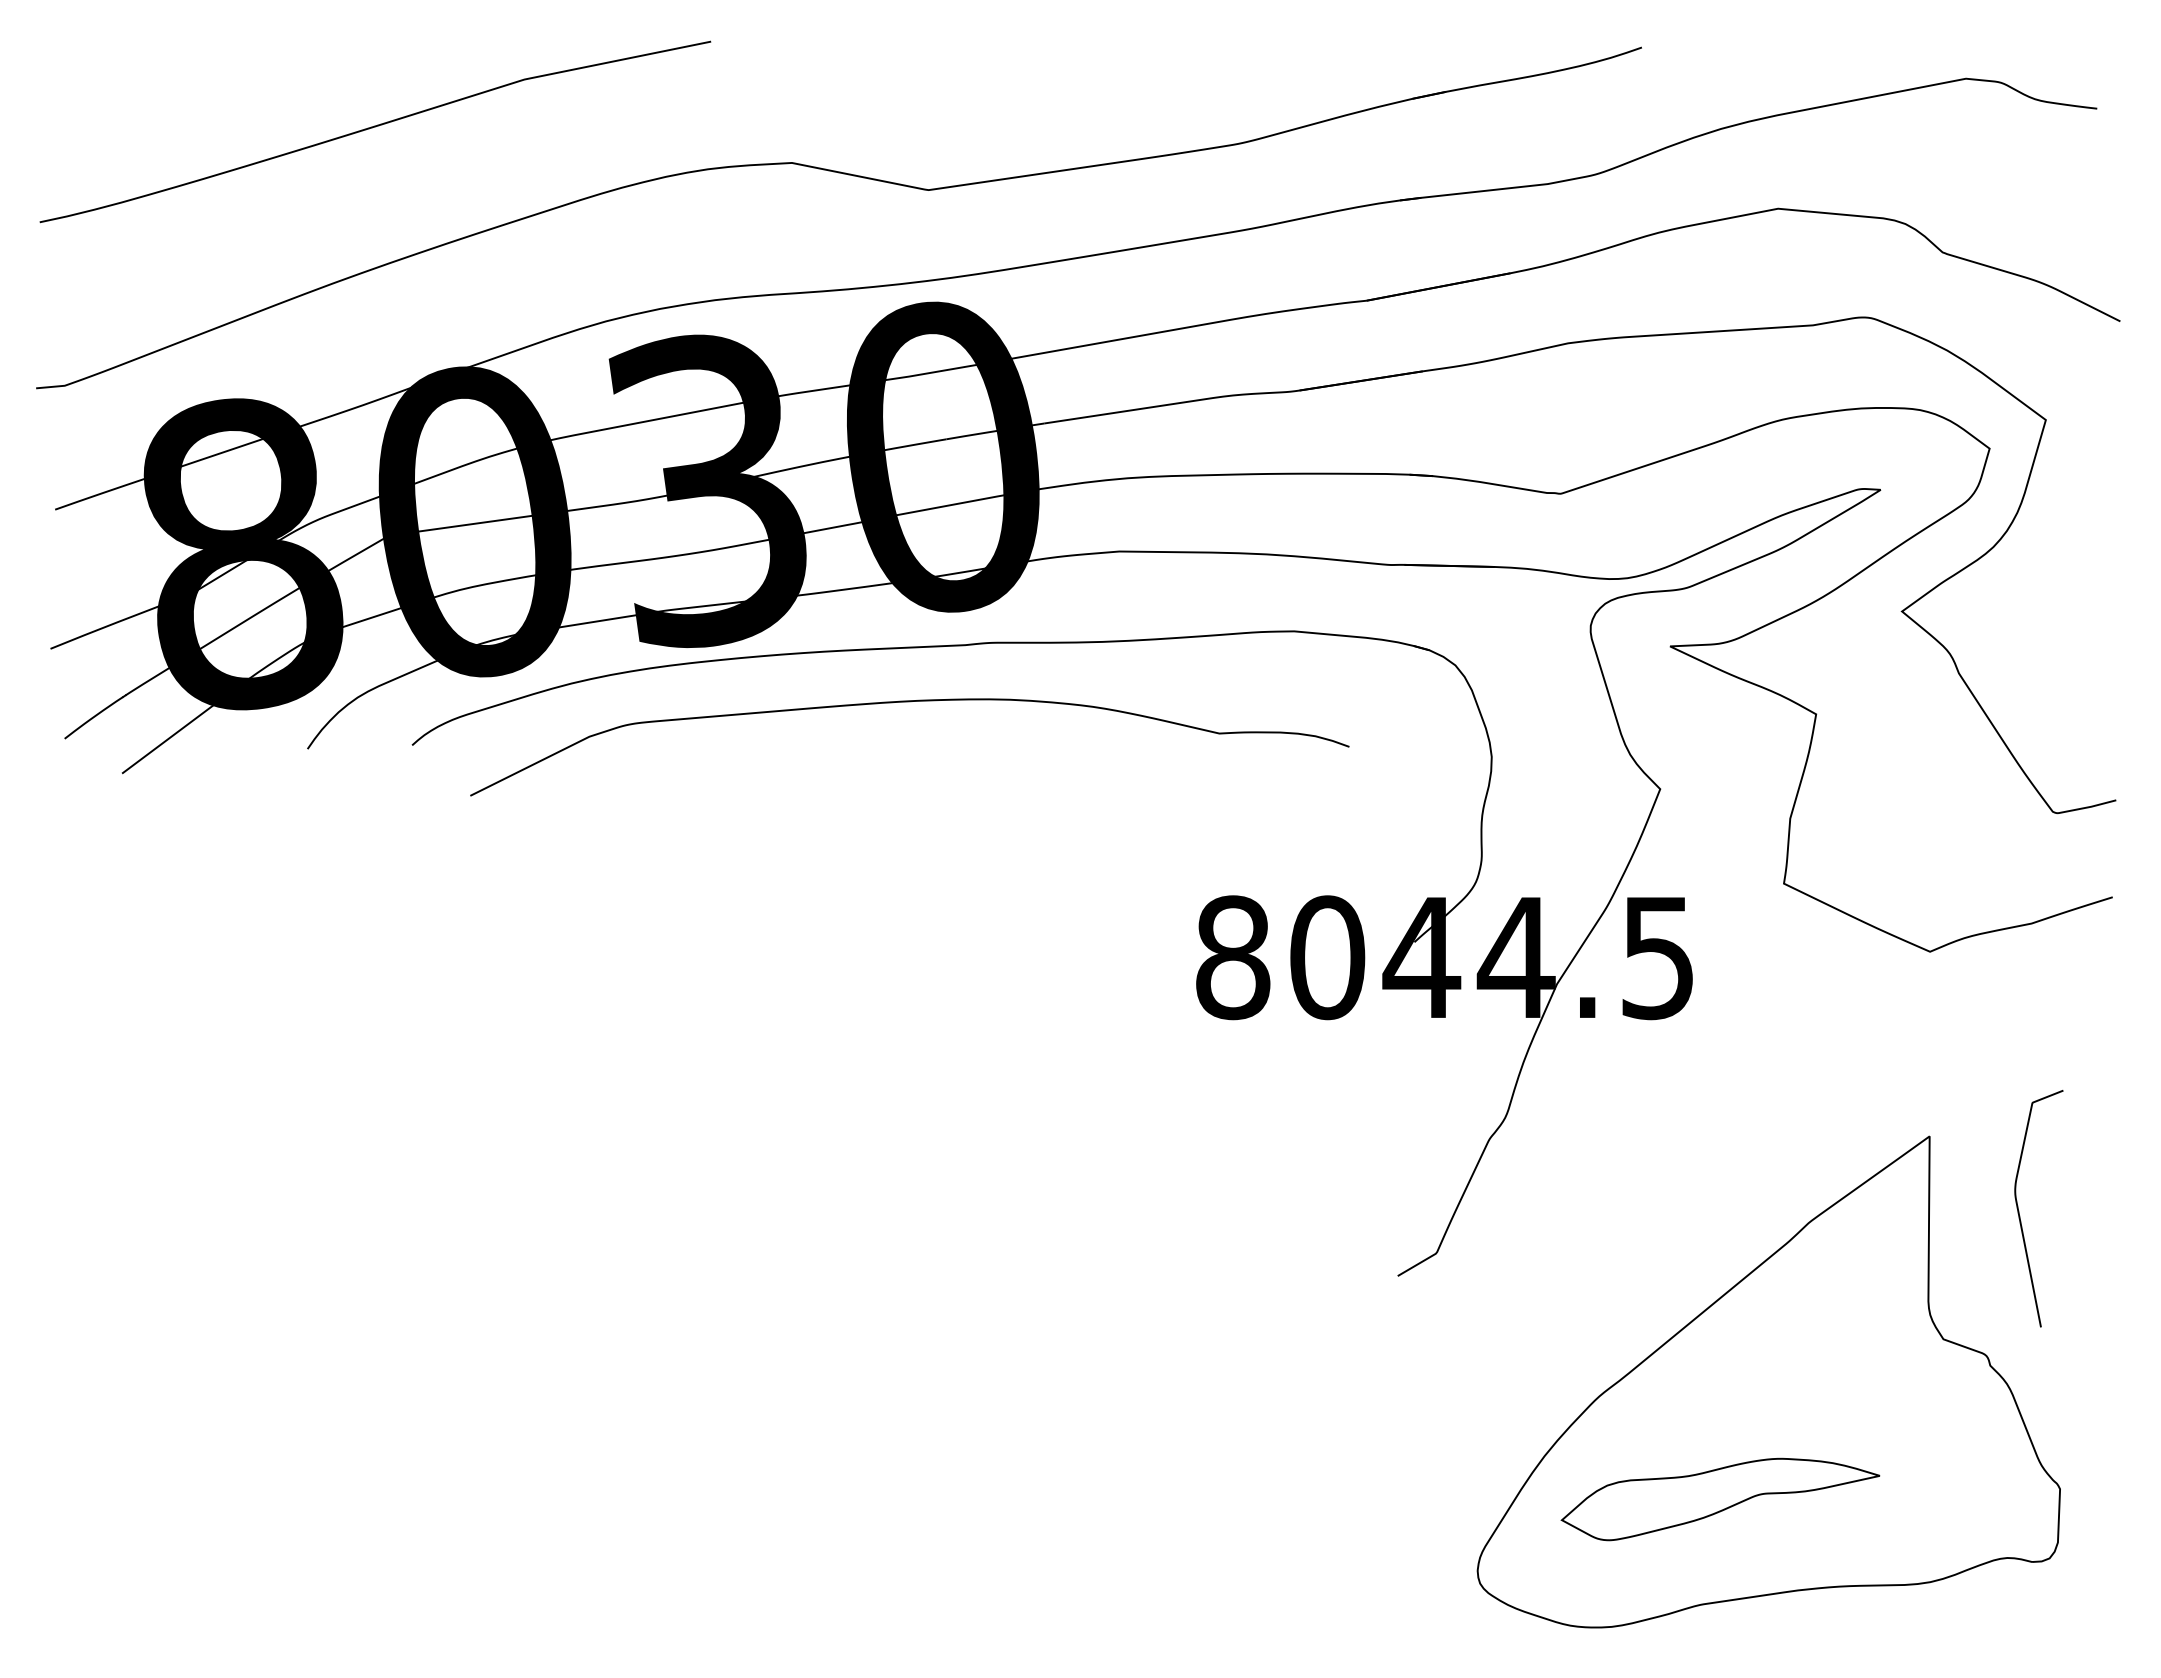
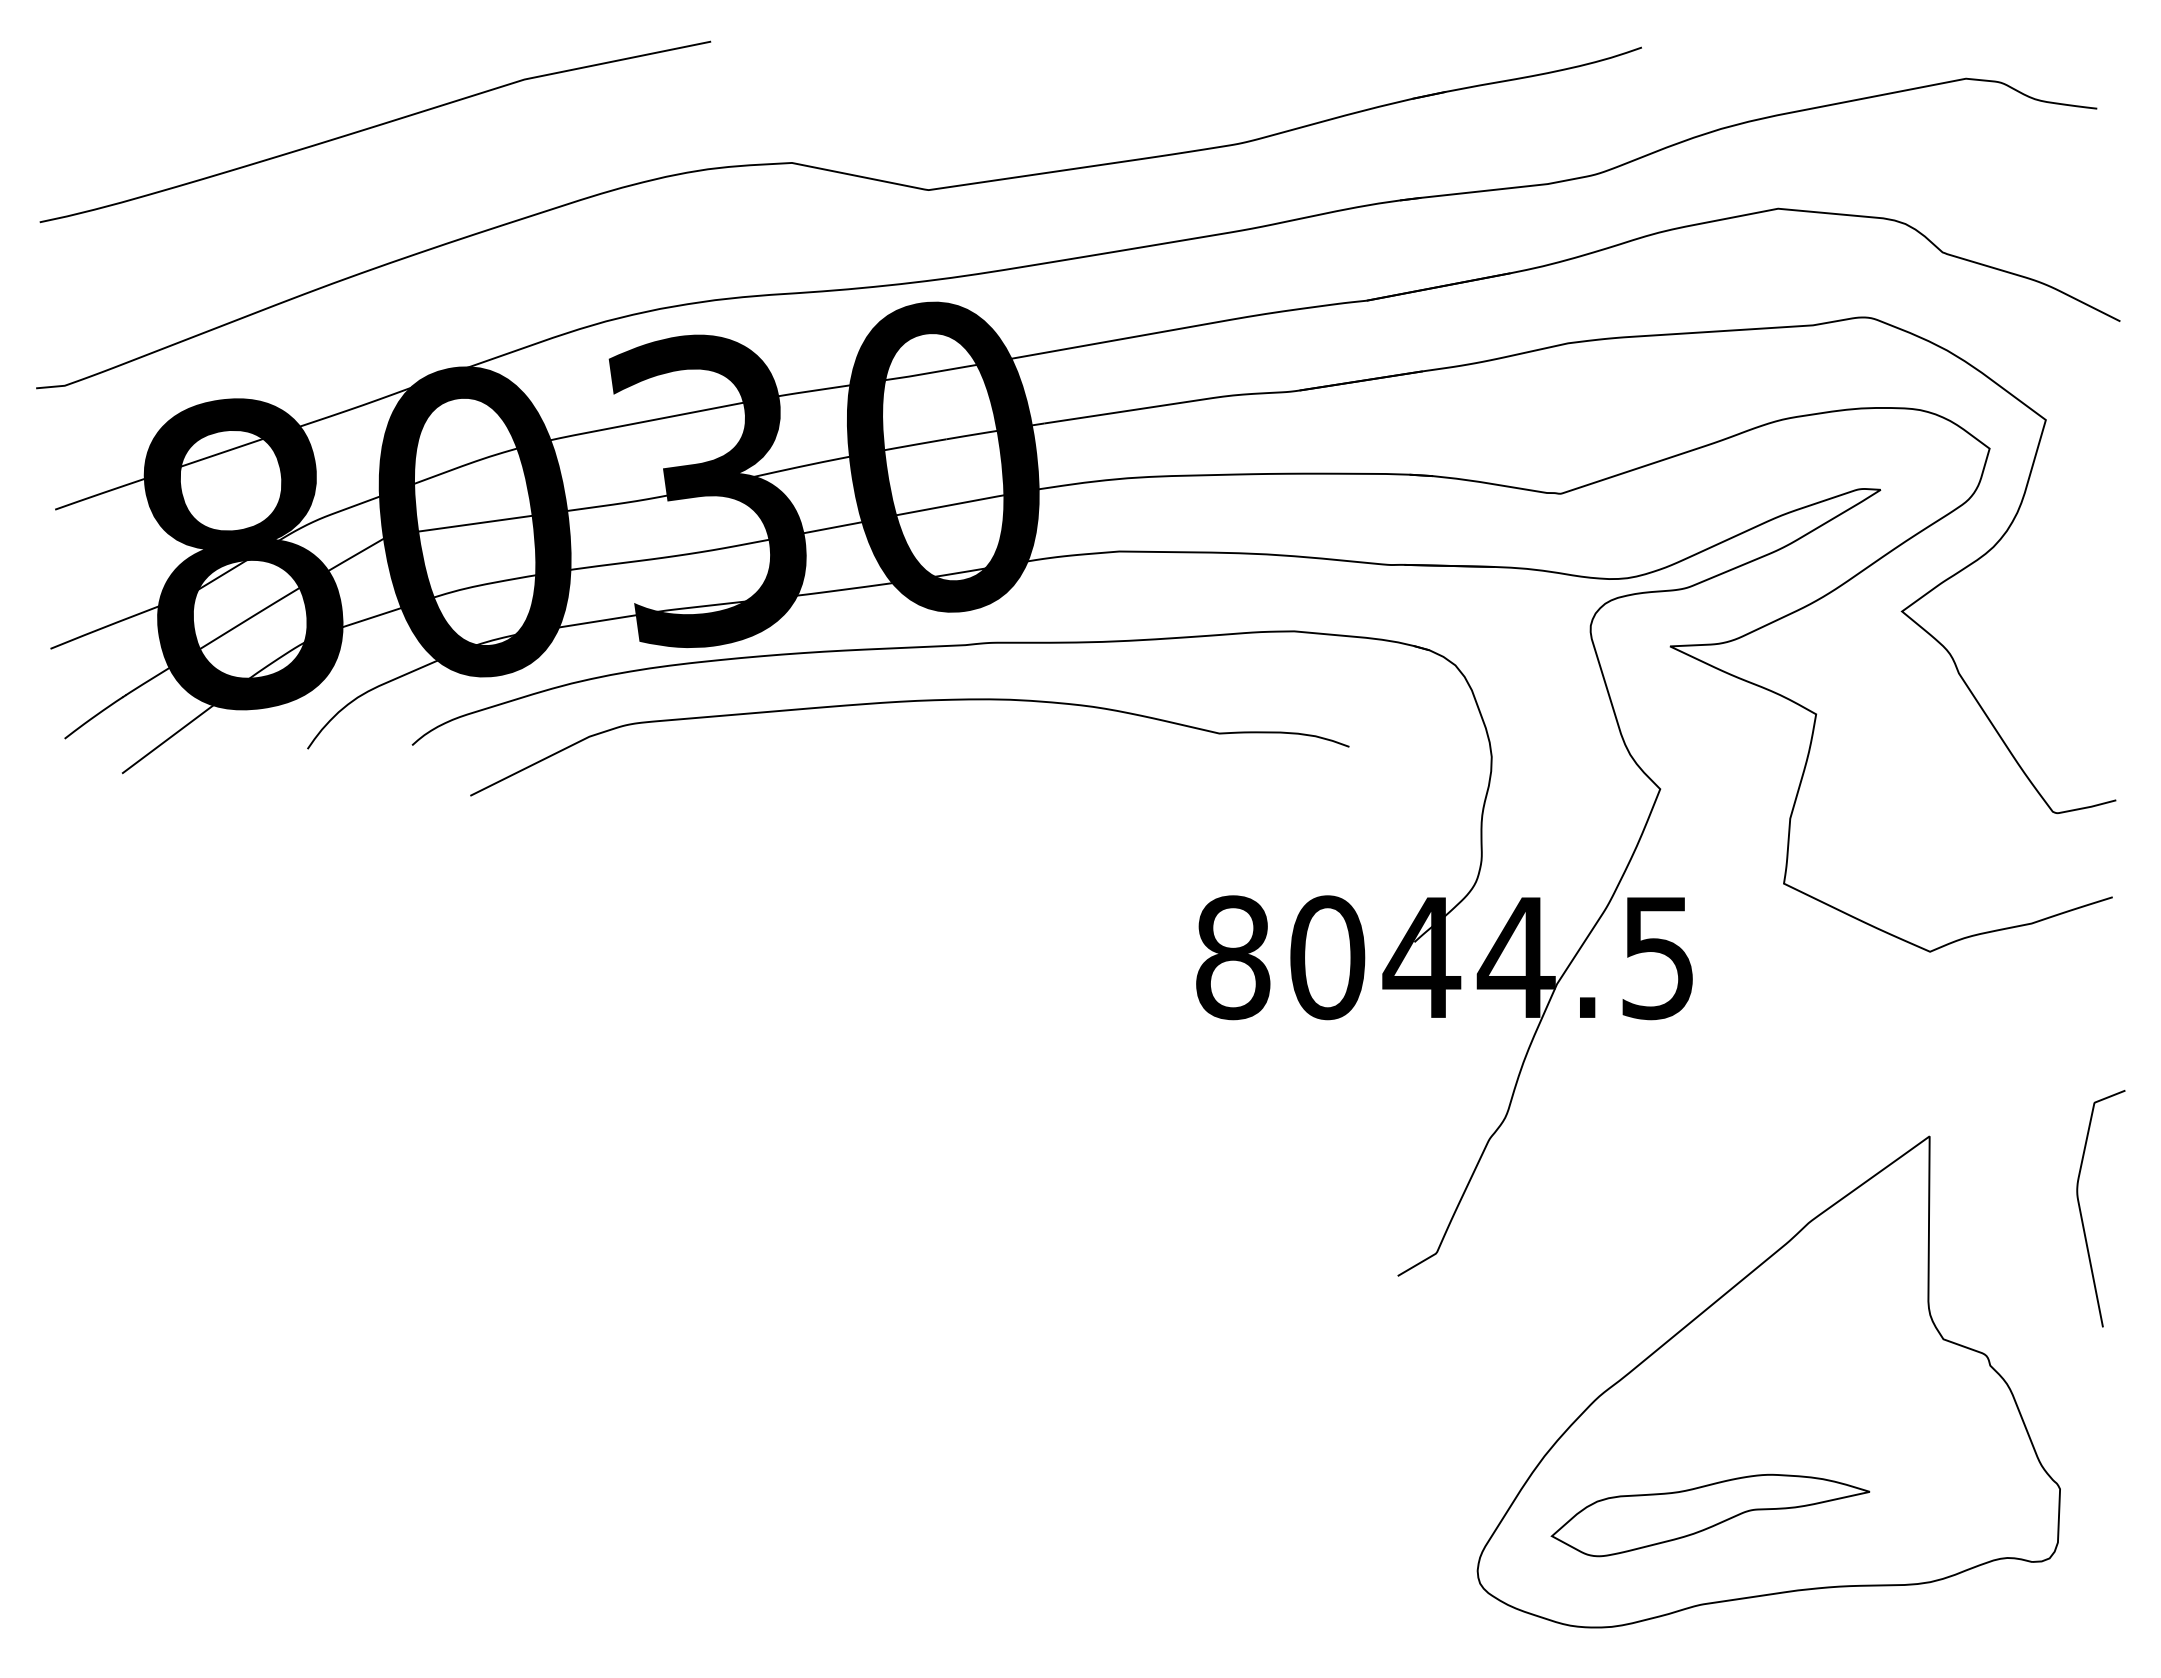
curve position: (2019, 1210) -> (2081, 1210) (2081, 1210)
part position: (1720, 1499) -> (1710, 1515) (1710, 1515)
